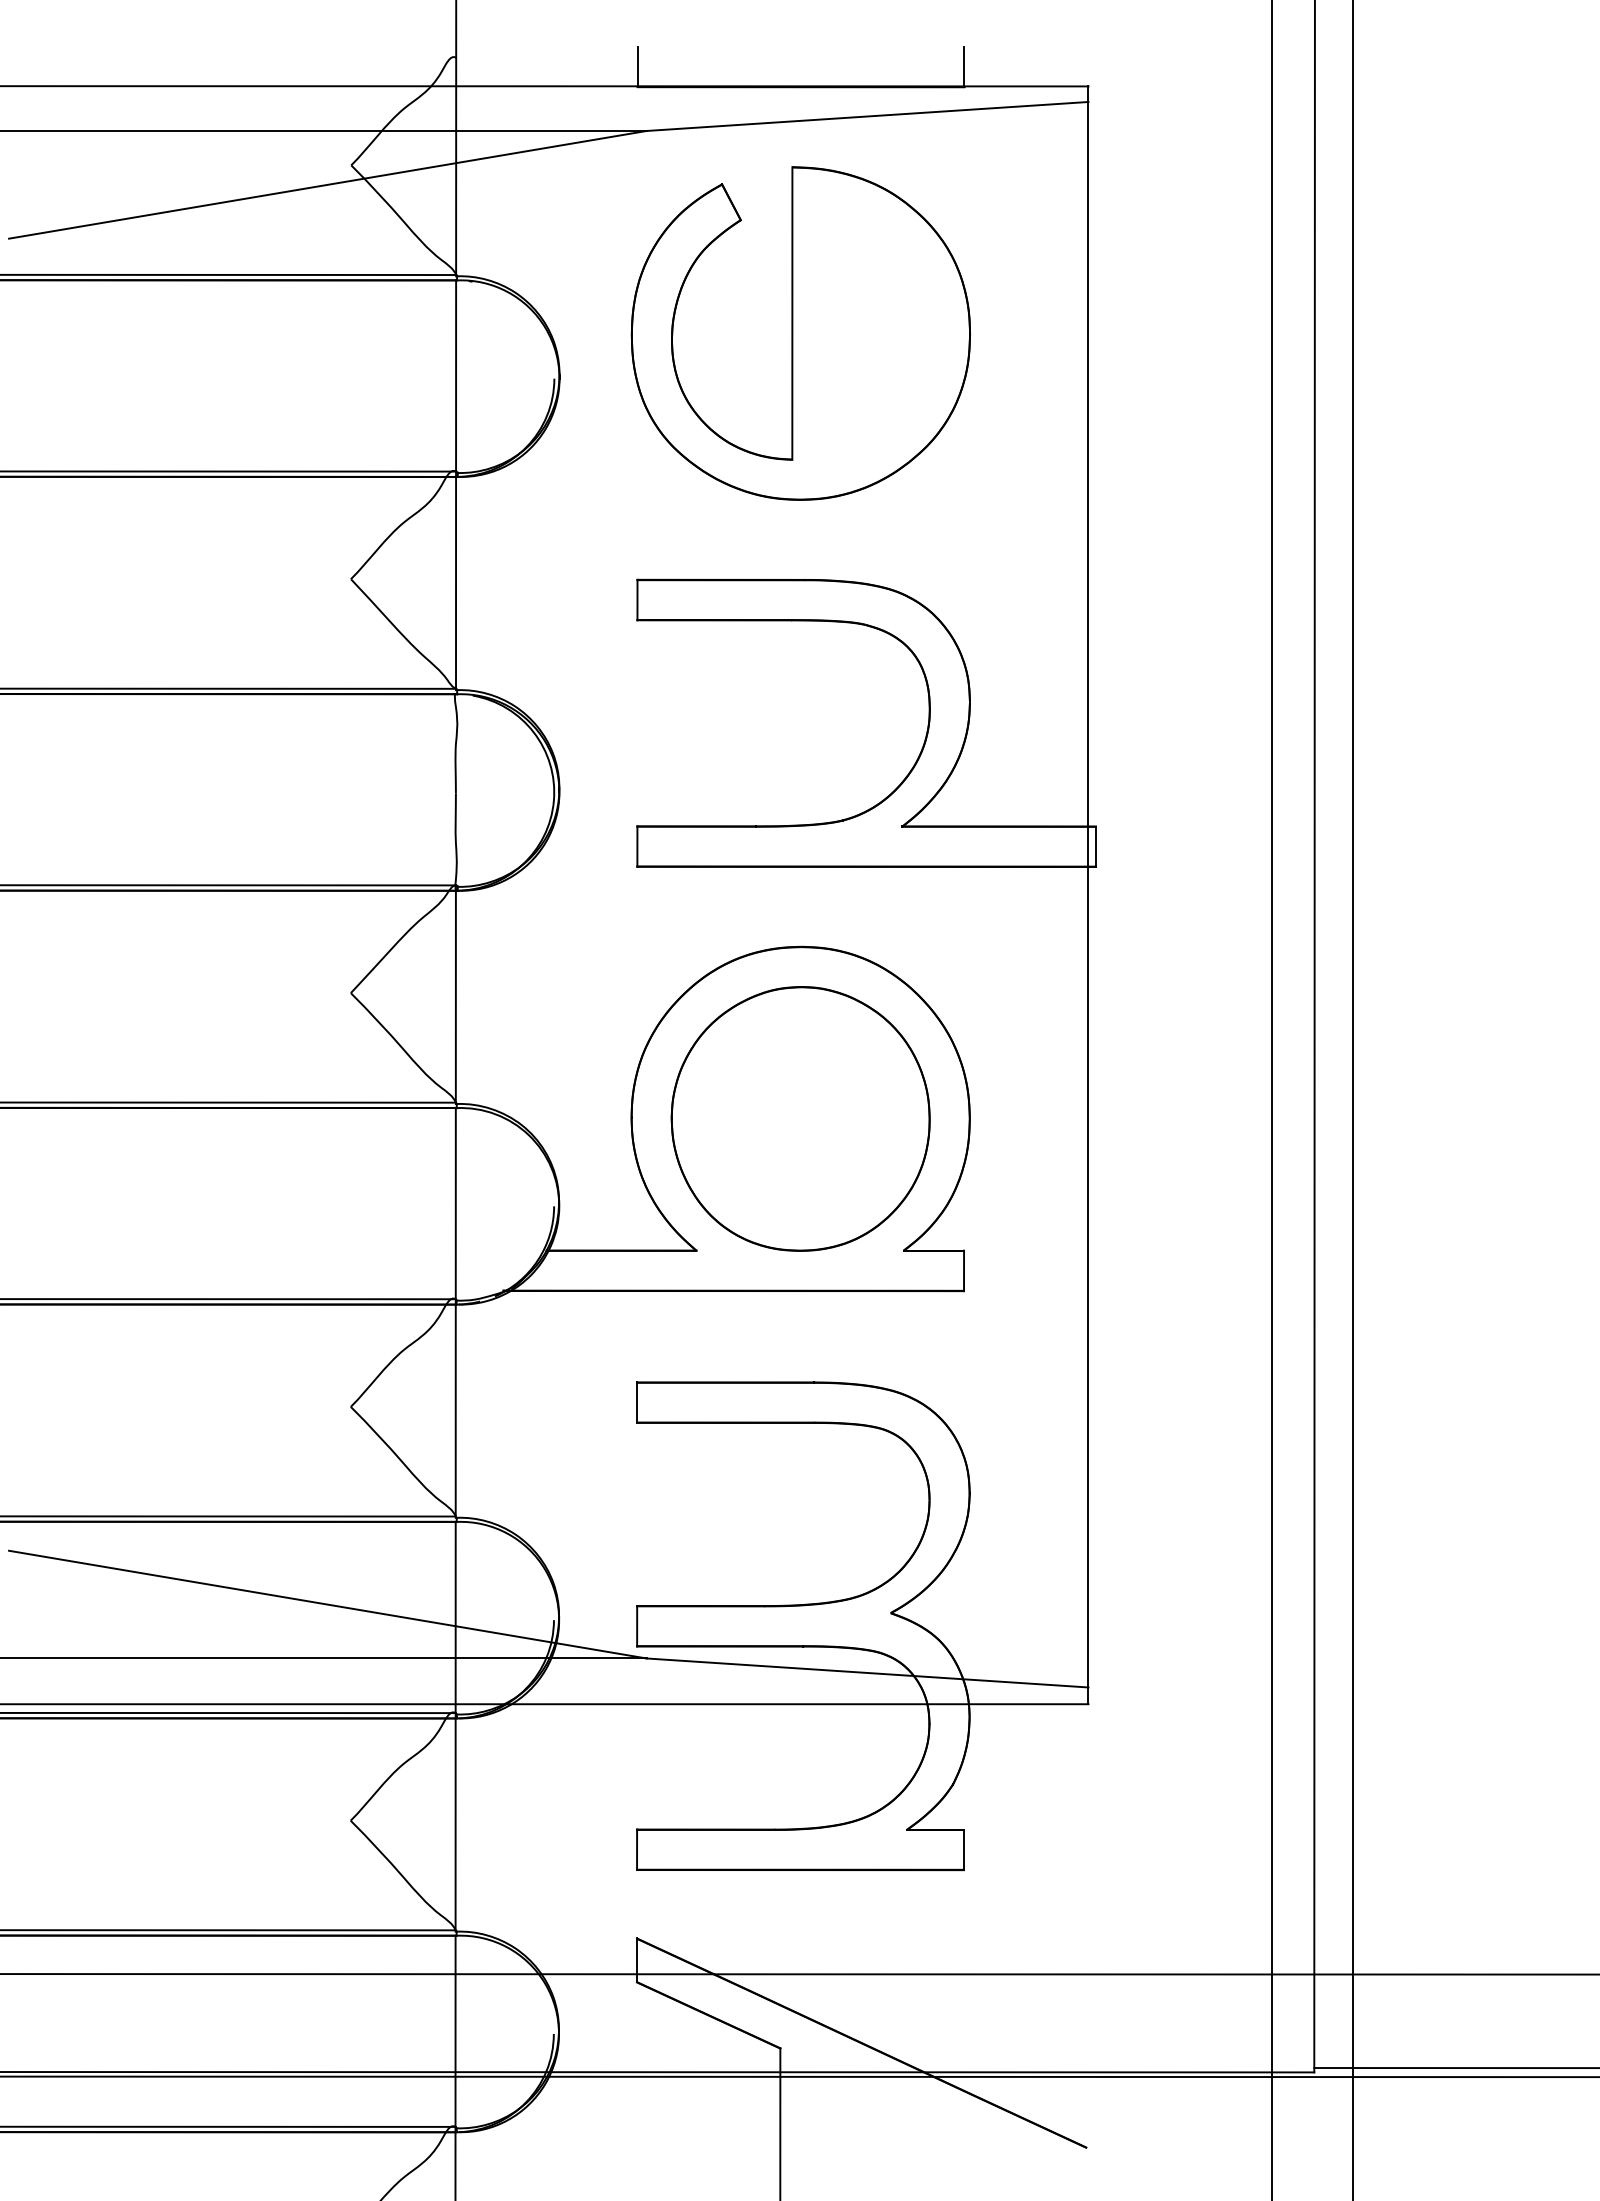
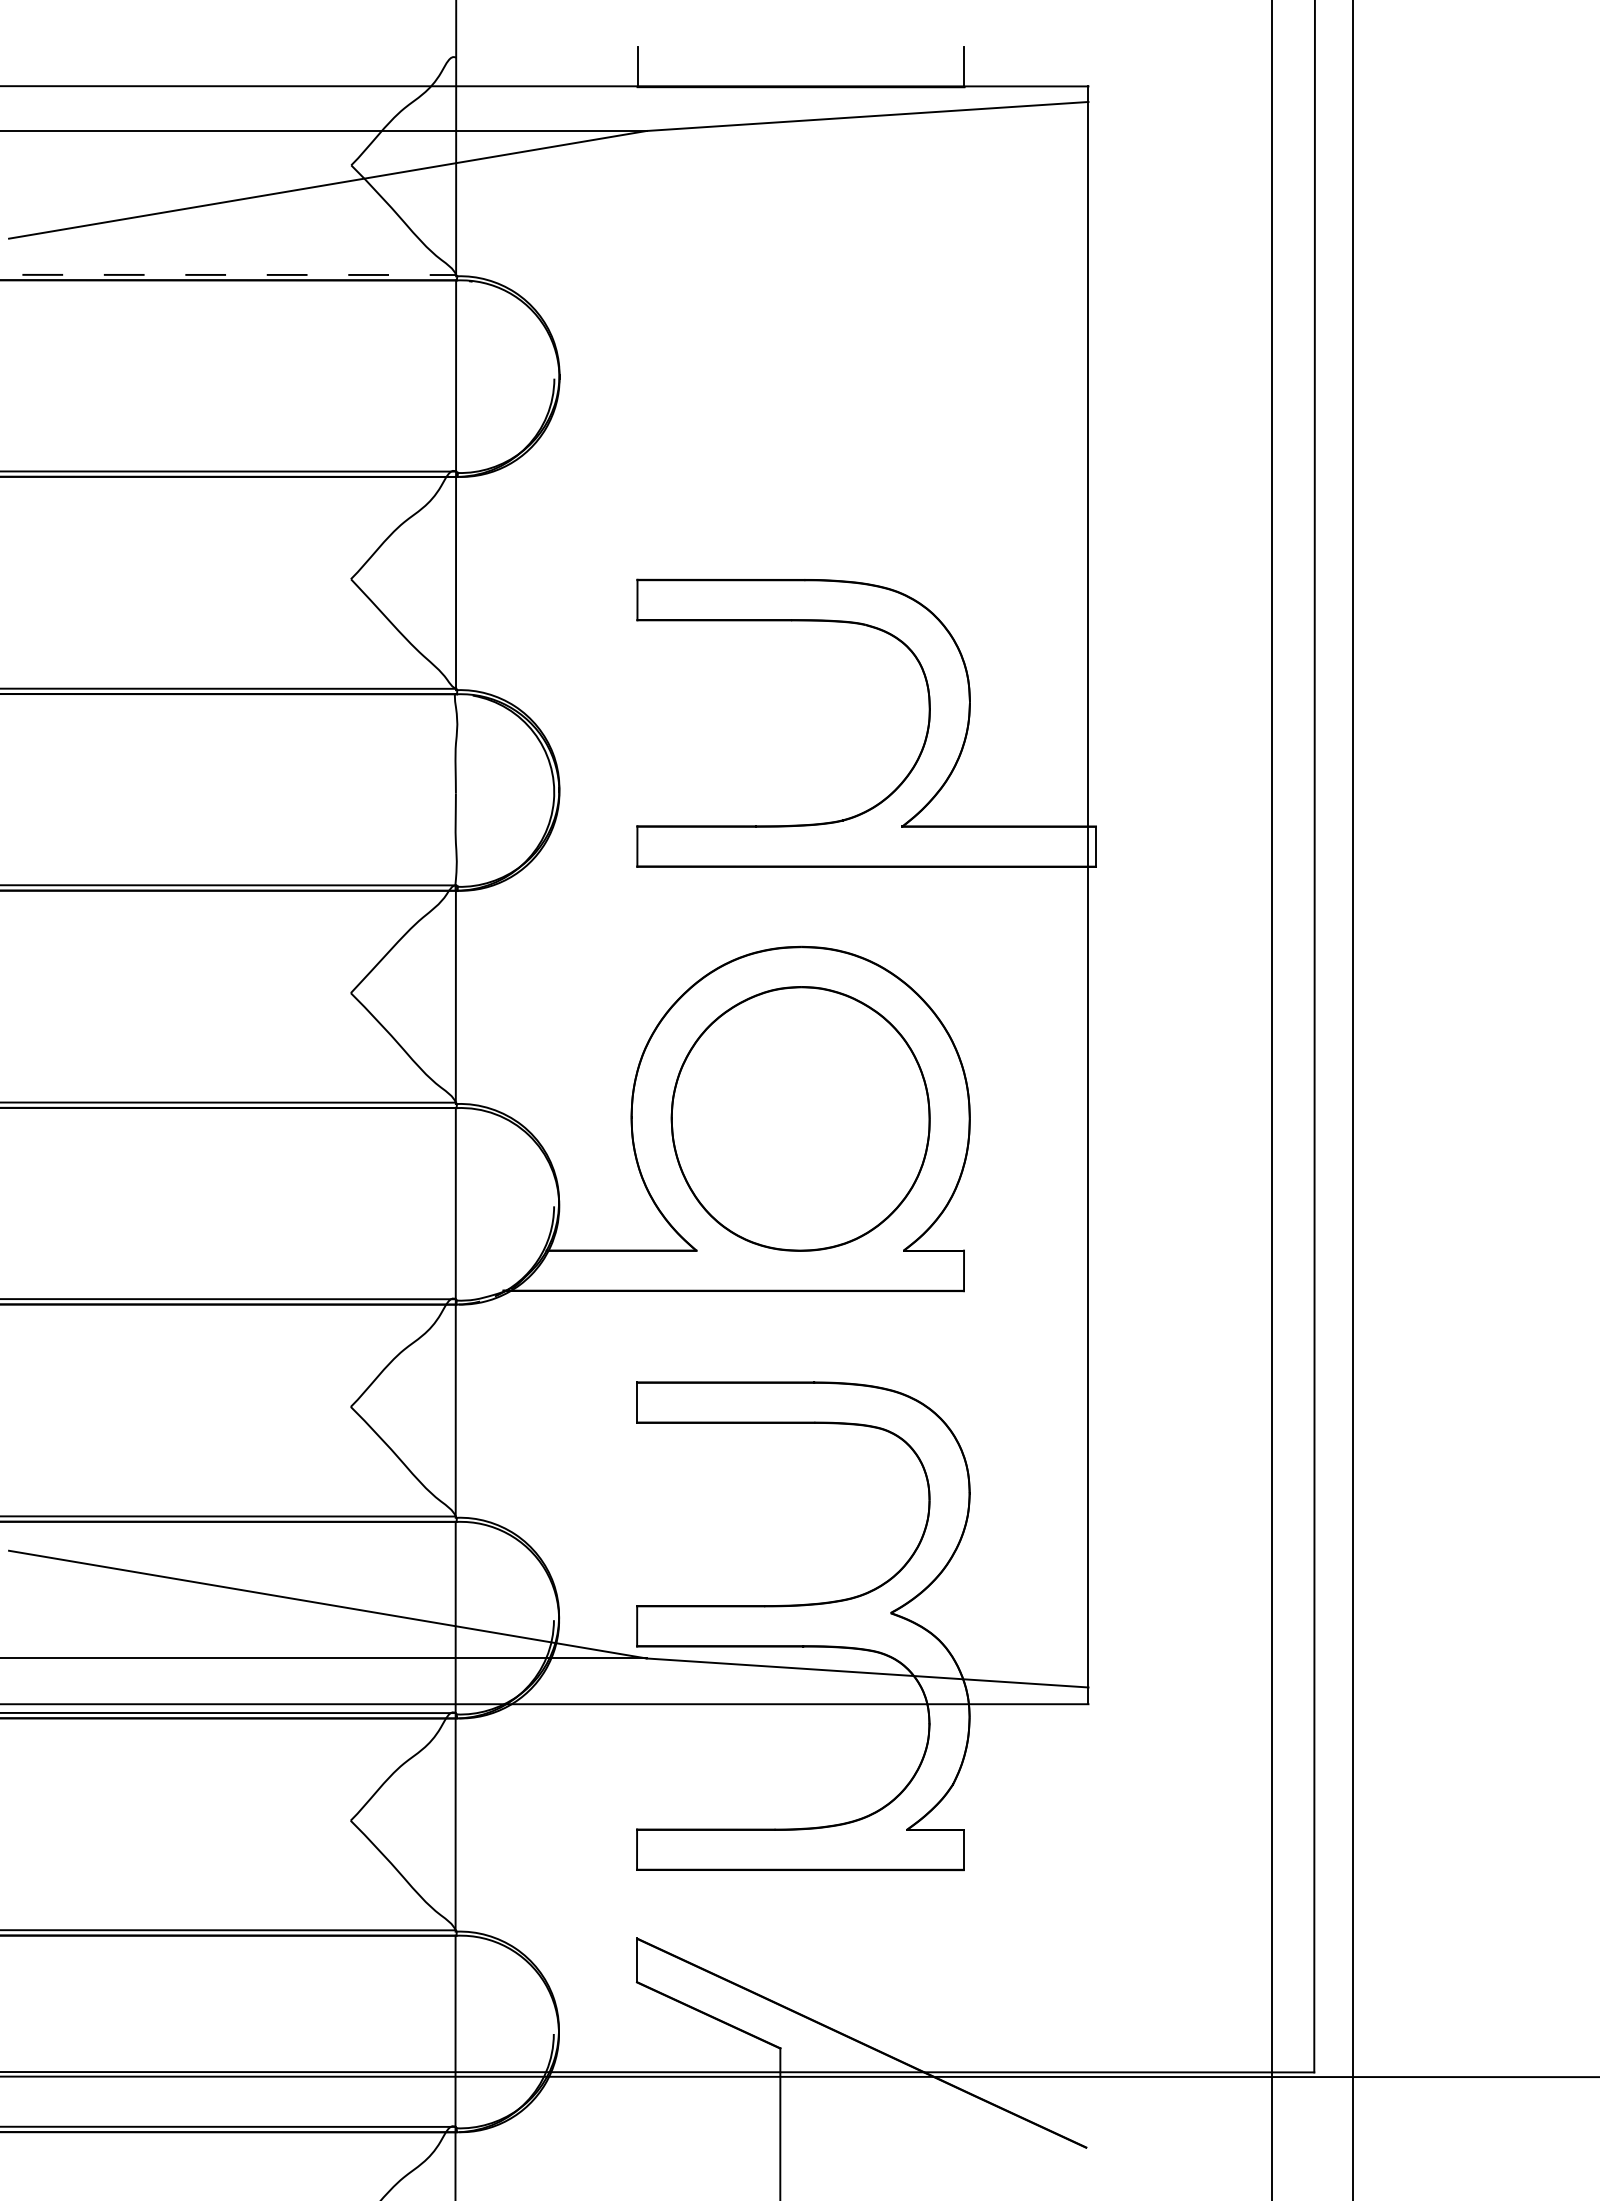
line: solid -> dashed (228, 274)
part: present -> none (800, 333)
line: present -> none (799, 1974)
line: present -> none (1455, 2068)
